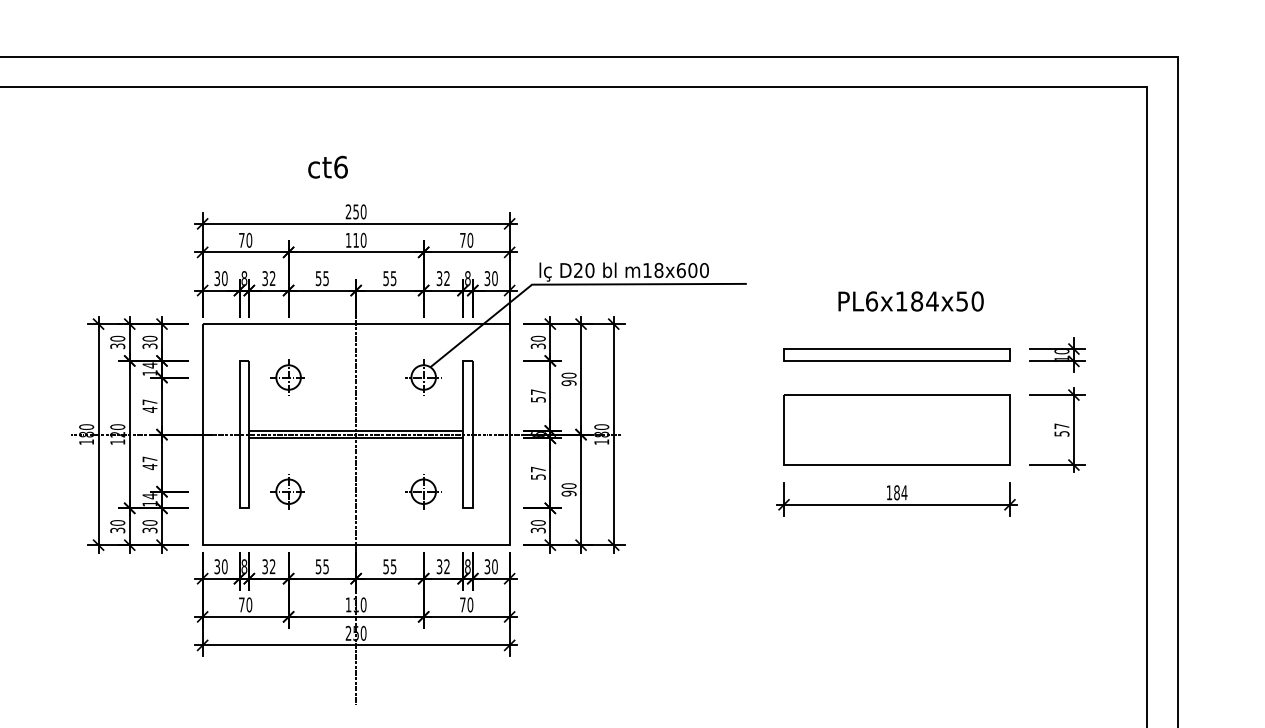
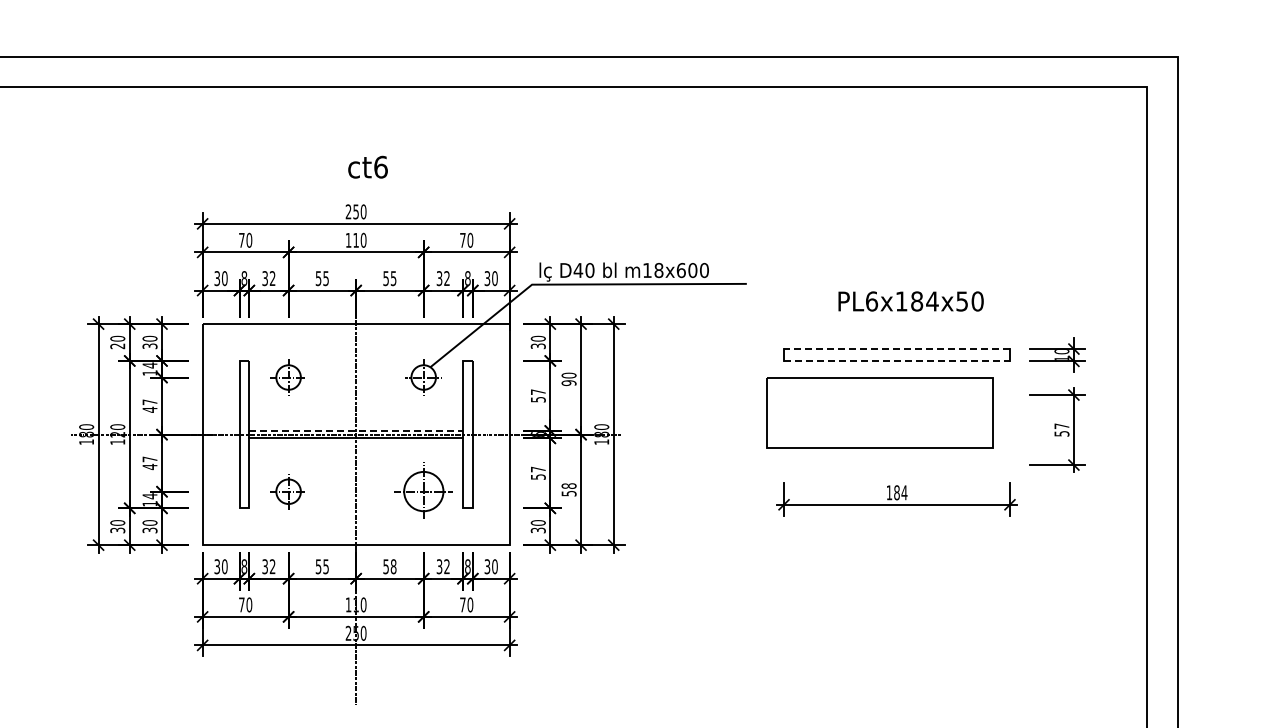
text position: (327, 166) -> (367, 166) (367, 166)
text: D20 -> D40 (578, 269)
text: 30 -> 20 (117, 346)
line: solid -> dashed (897, 349)
line: solid -> dashed (897, 361)
part position: (896, 429) -> (879, 412) (879, 412)
line: solid -> dashed (356, 430)
text: 90 -> 58 (568, 489)
part size: 37x36 px -> 59x57 px (423, 490)
text: 55 -> 58 (393, 566)
